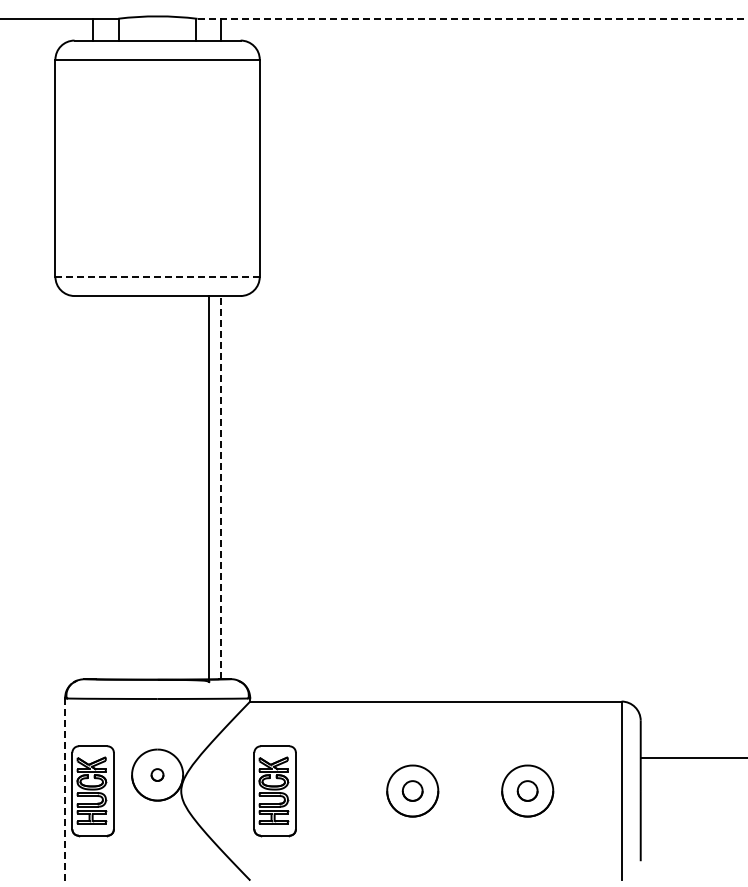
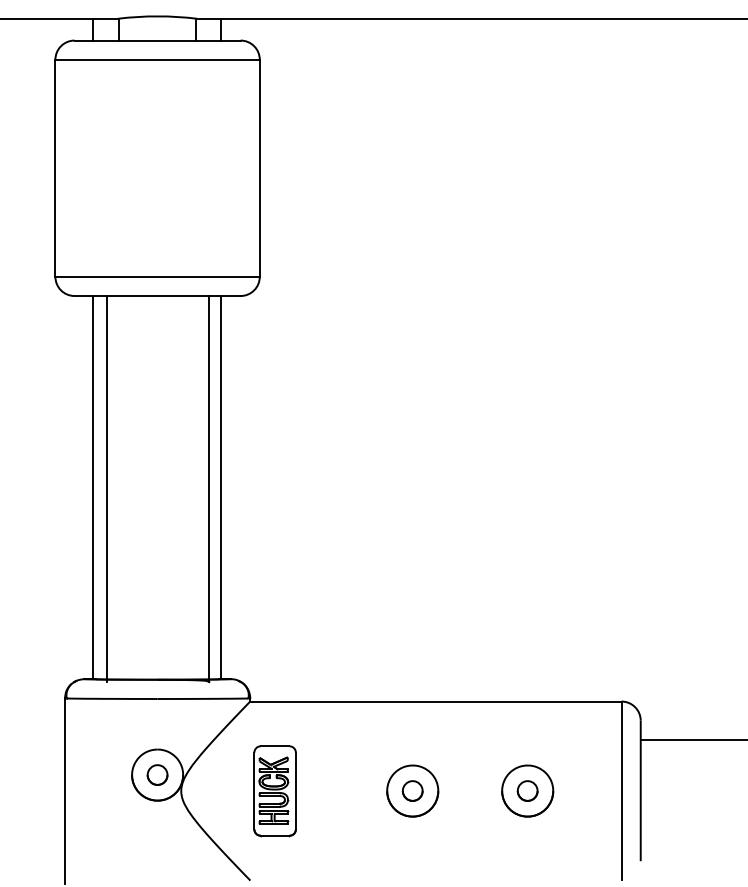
line: dashed -> solid (472, 18)
line: dashed -> solid (158, 276)
line: none -> present (93, 487)
line: dashed -> solid (220, 487)
line: none -> present (106, 489)
line position: (692, 757) -> (692, 739) (692, 739)
part size: 15x14 px -> 23x22 px (157, 774)
line: dashed -> solid (65, 790)
part: present -> none (92, 791)
